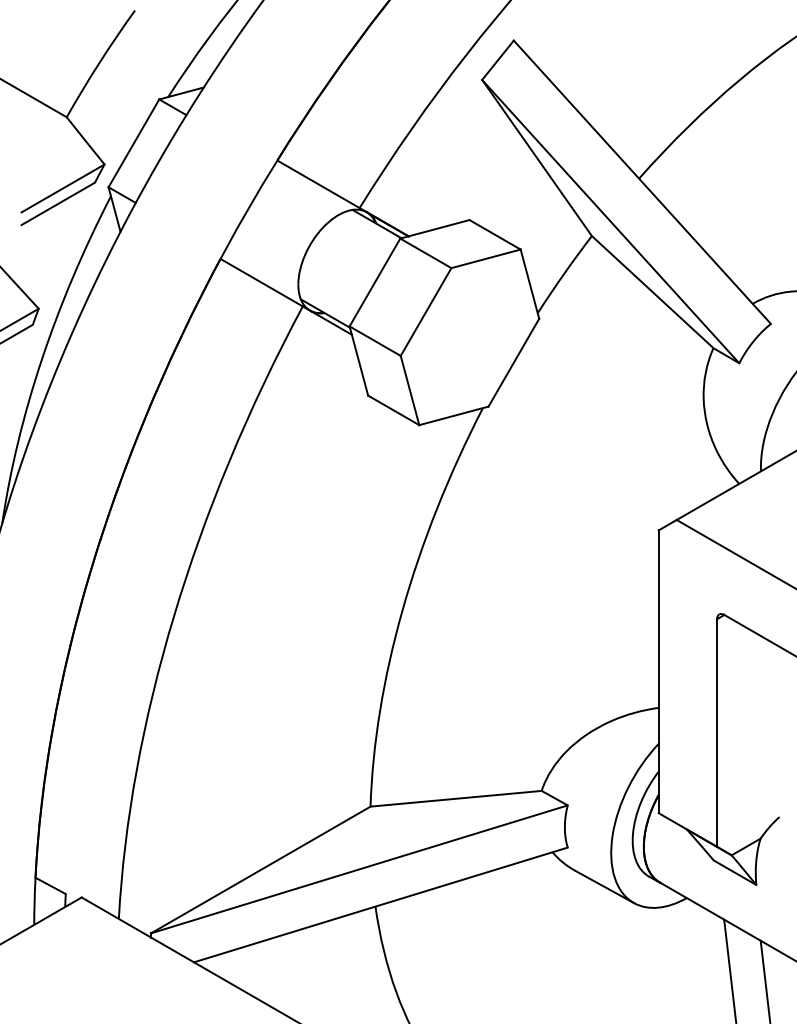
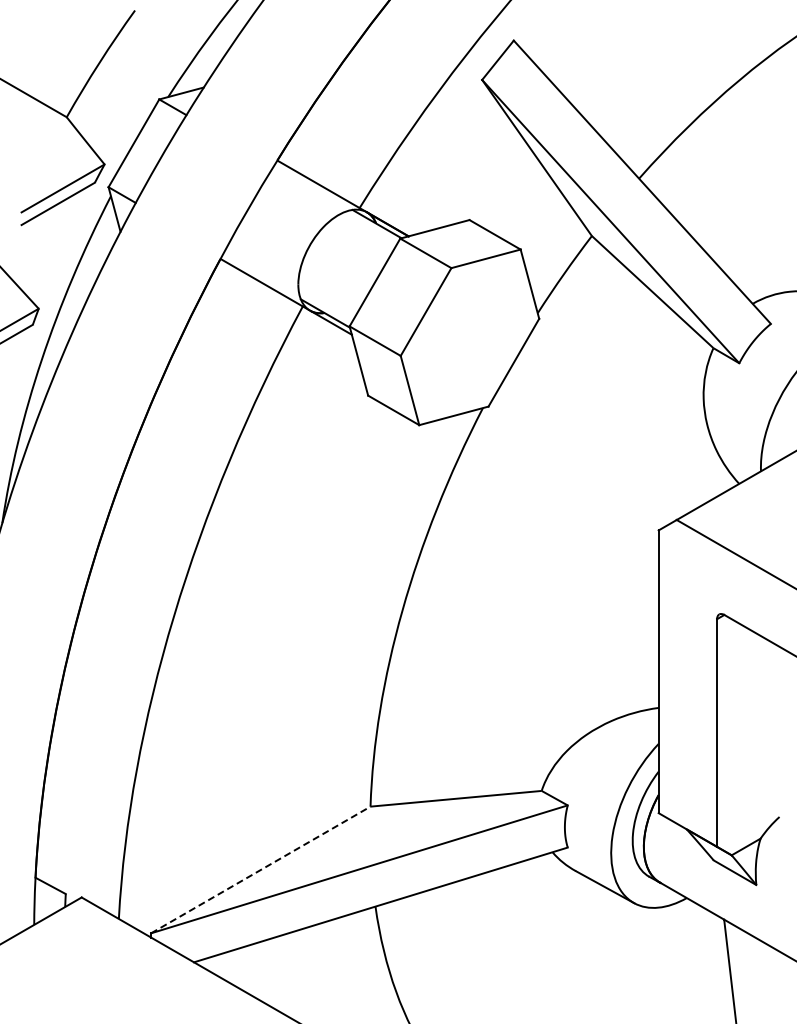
line: solid -> dashed (260, 869)
line: present -> none (764, 980)
